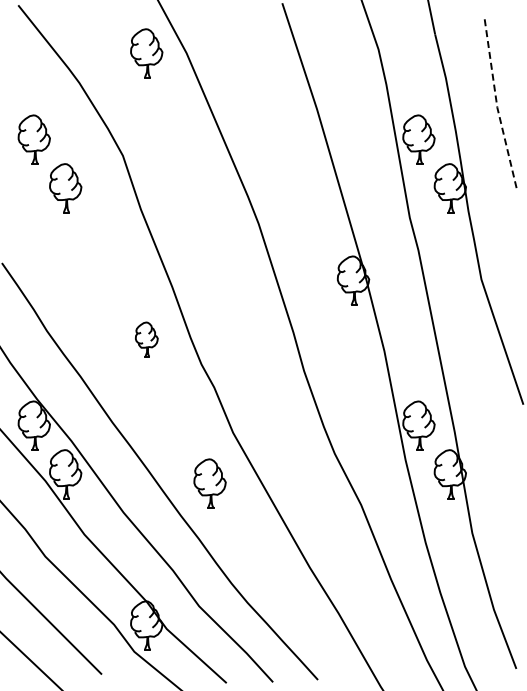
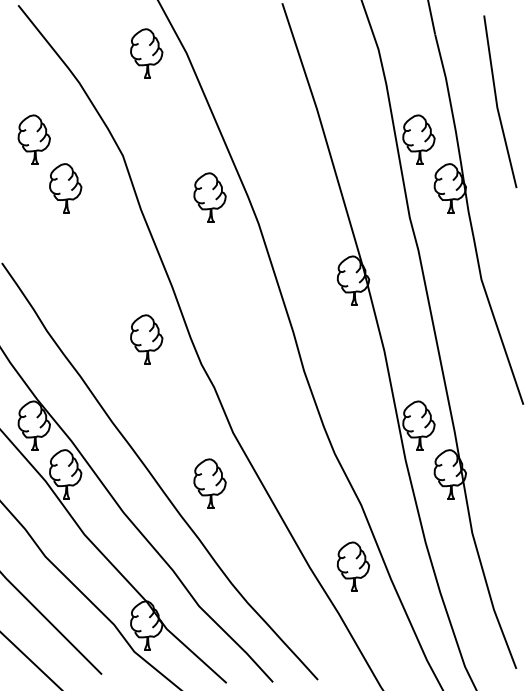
line: dashed -> solid (496, 102)
part: none -> present (209, 197)
part size: 24x37 px -> 34x51 px (146, 339)
part: none -> present (353, 566)
